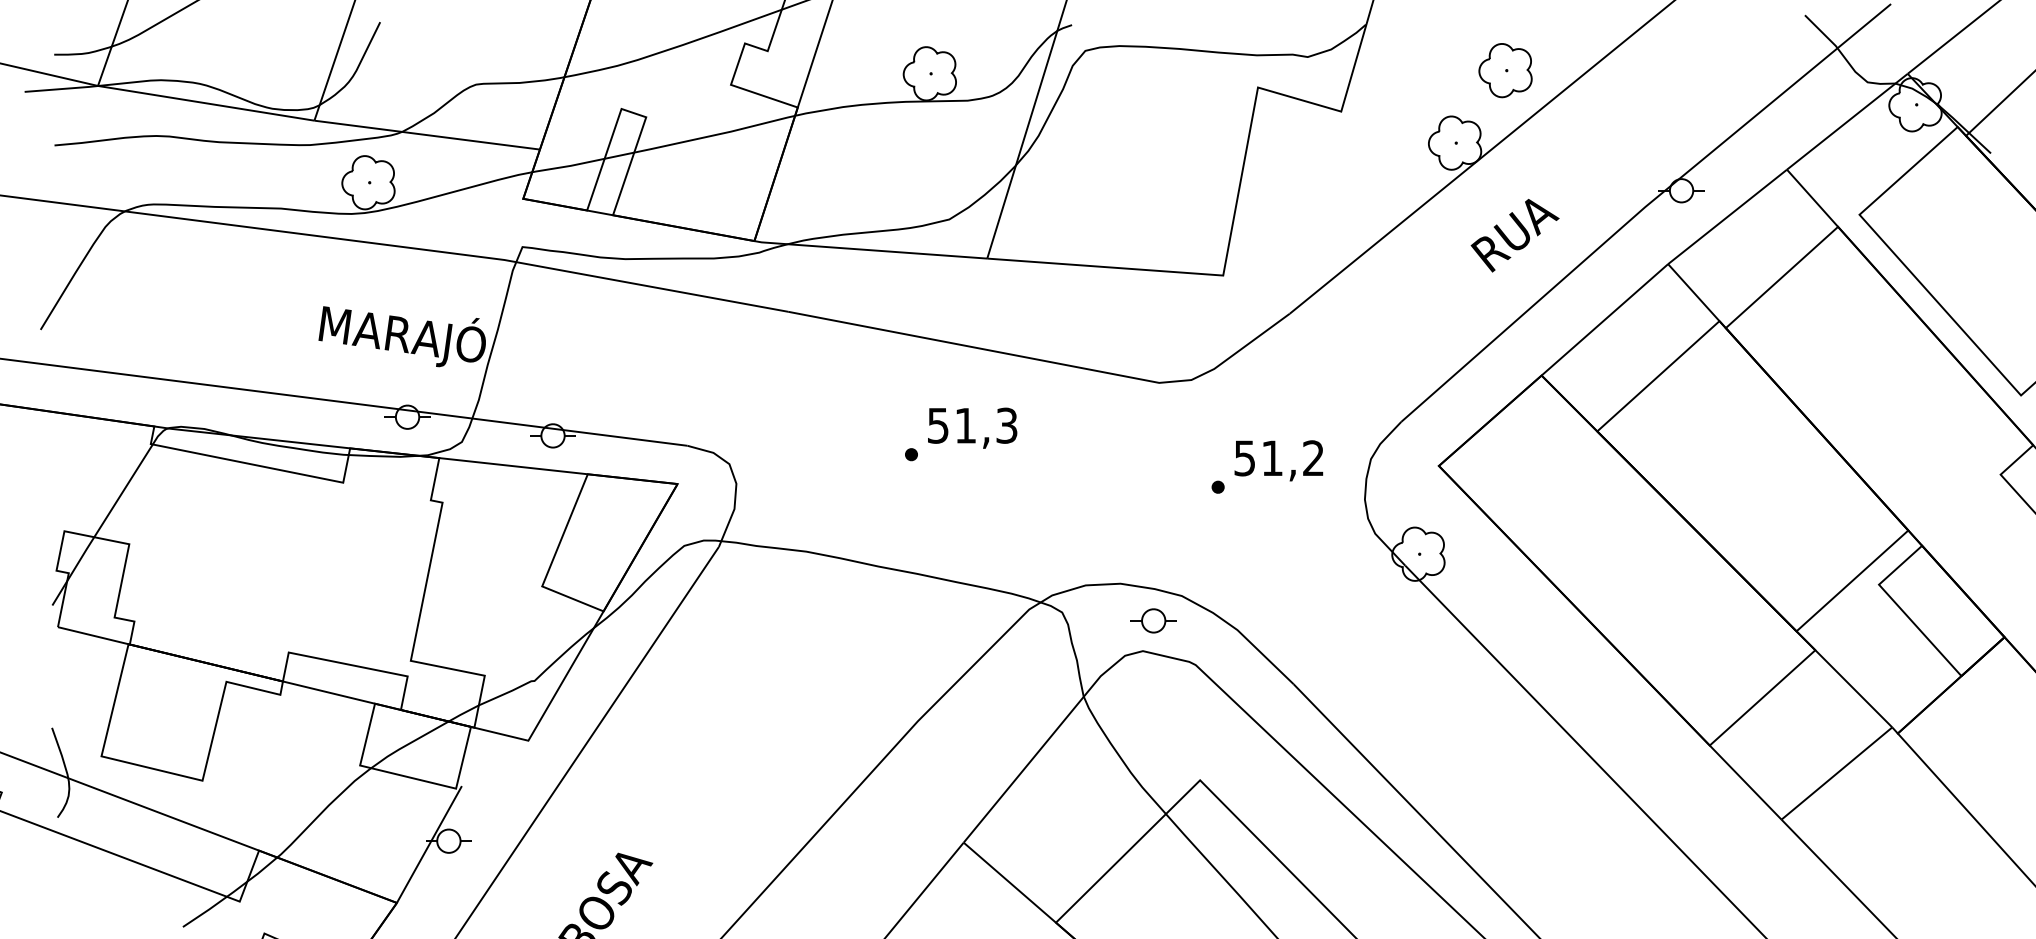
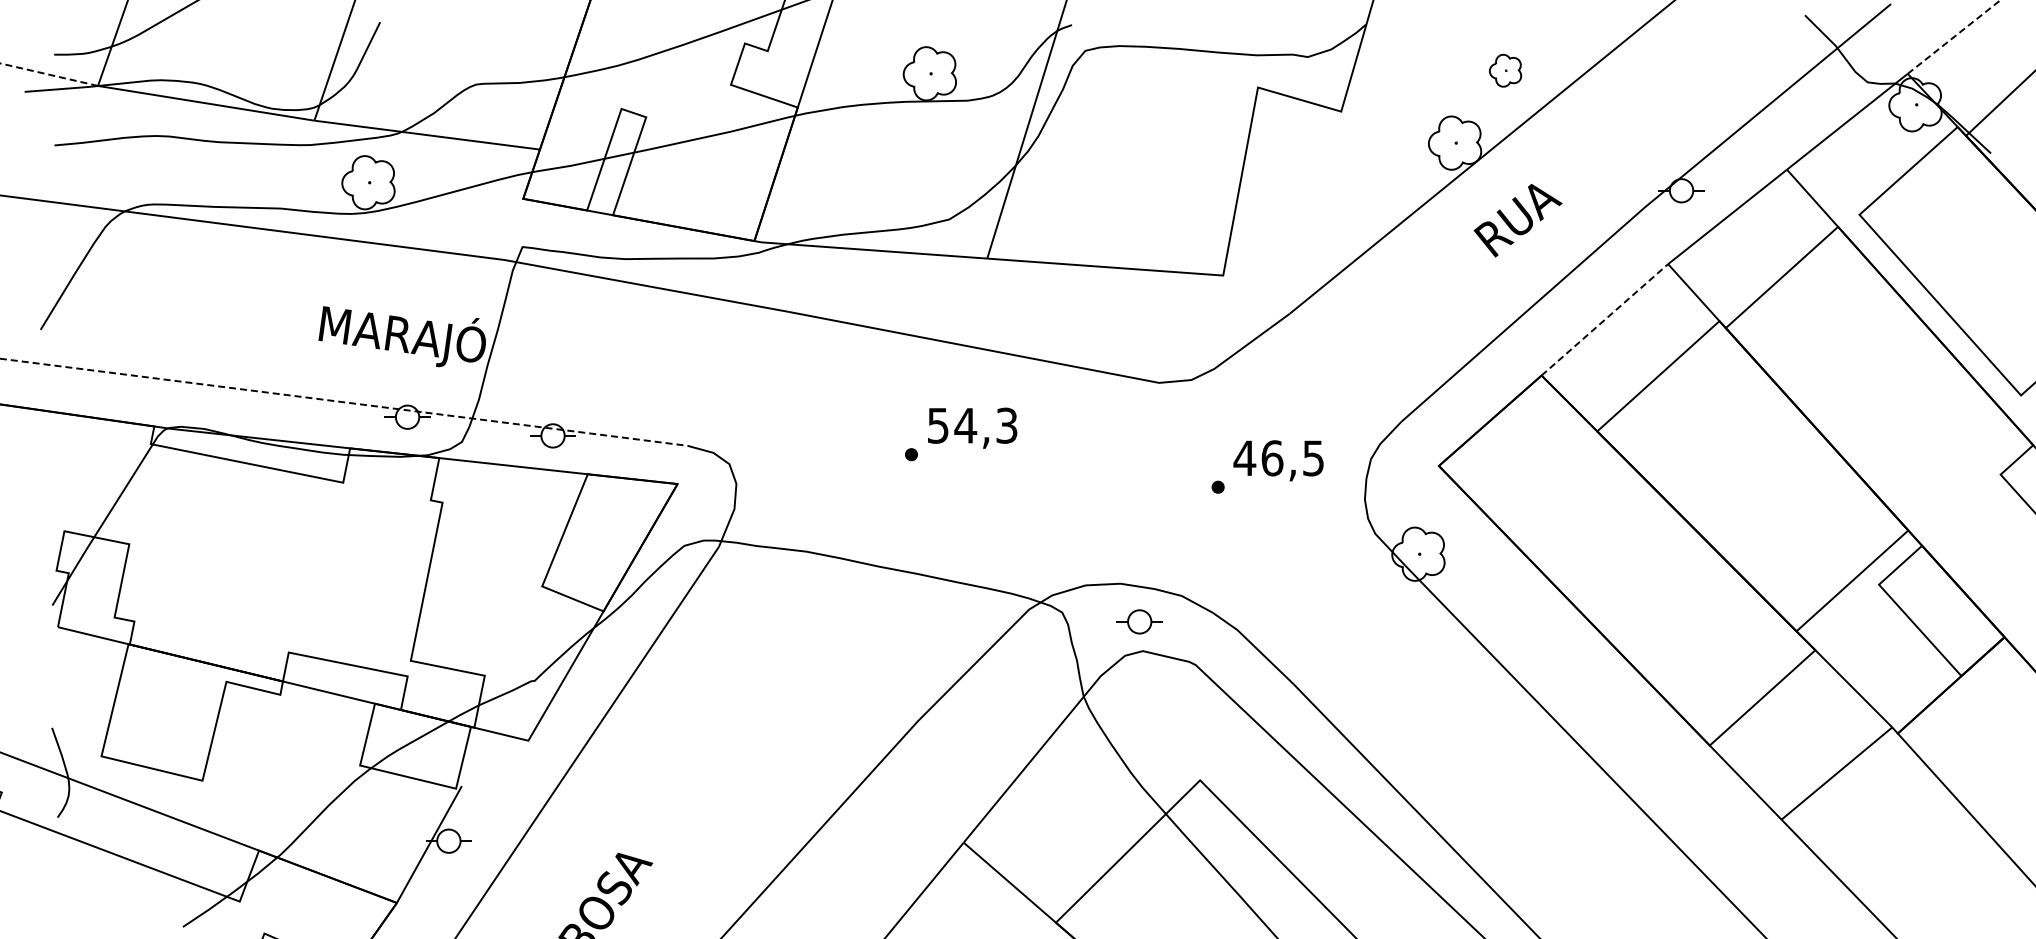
line: solid -> dashed (1954, 36)
part size: 55x56 px -> 34x35 px (1505, 70)
line: solid -> dashed (49, 74)
text position: (1514, 235) -> (1517, 220) (1517, 220)
line: solid -> dashed (1605, 319)
line: solid -> dashed (344, 402)
text: 51,3 -> 54,3 (965, 425)
text: 51,2 -> 46,5 (1278, 458)
part position: (1153, 620) -> (1139, 621) (1139, 621)
